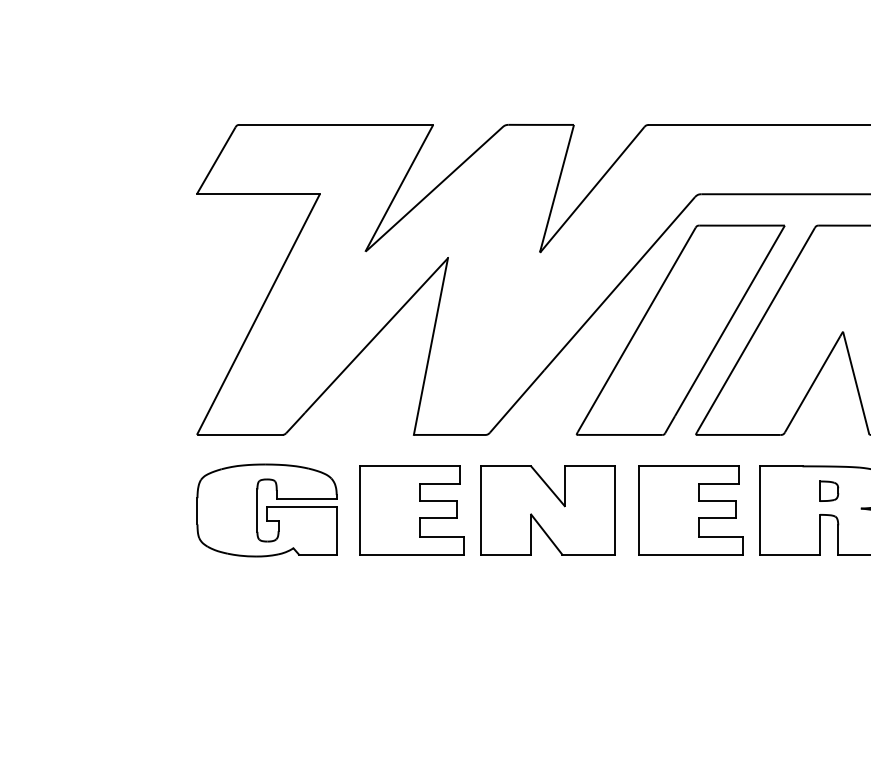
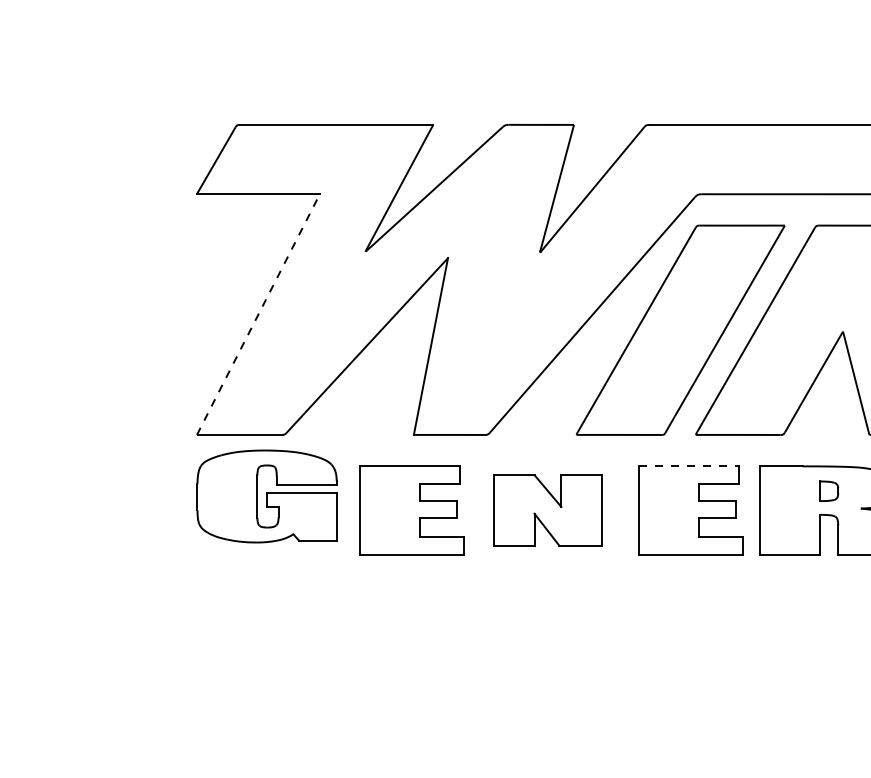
line: solid -> dashed (258, 313)
line: solid -> dashed (688, 466)
part position: (266, 510) -> (266, 496) (266, 496)
part size: 136x91 px -> 110x73 px (547, 510)
